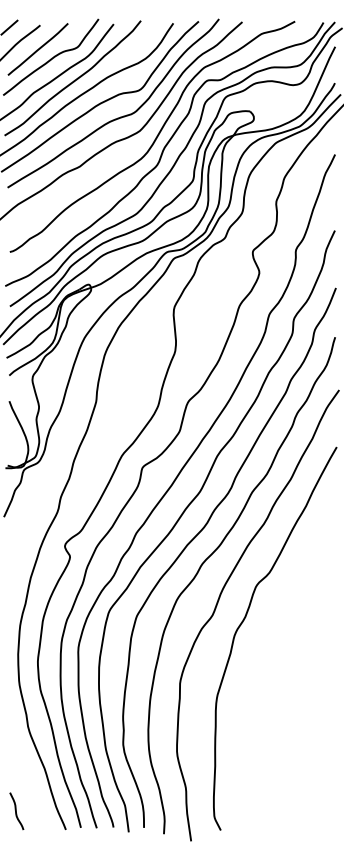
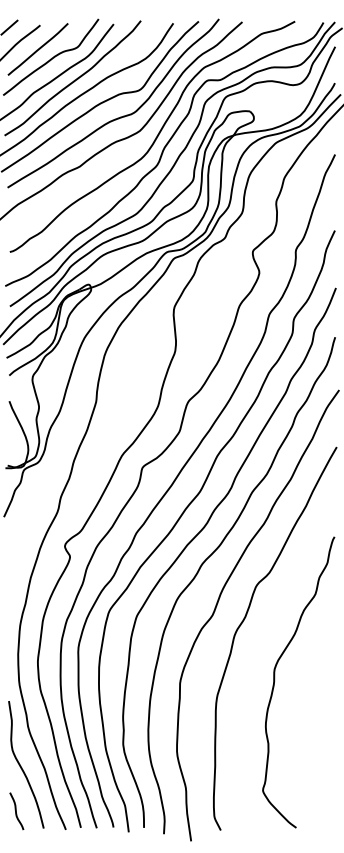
curve: none -> present (275, 681)
curve: none -> present (22, 767)
